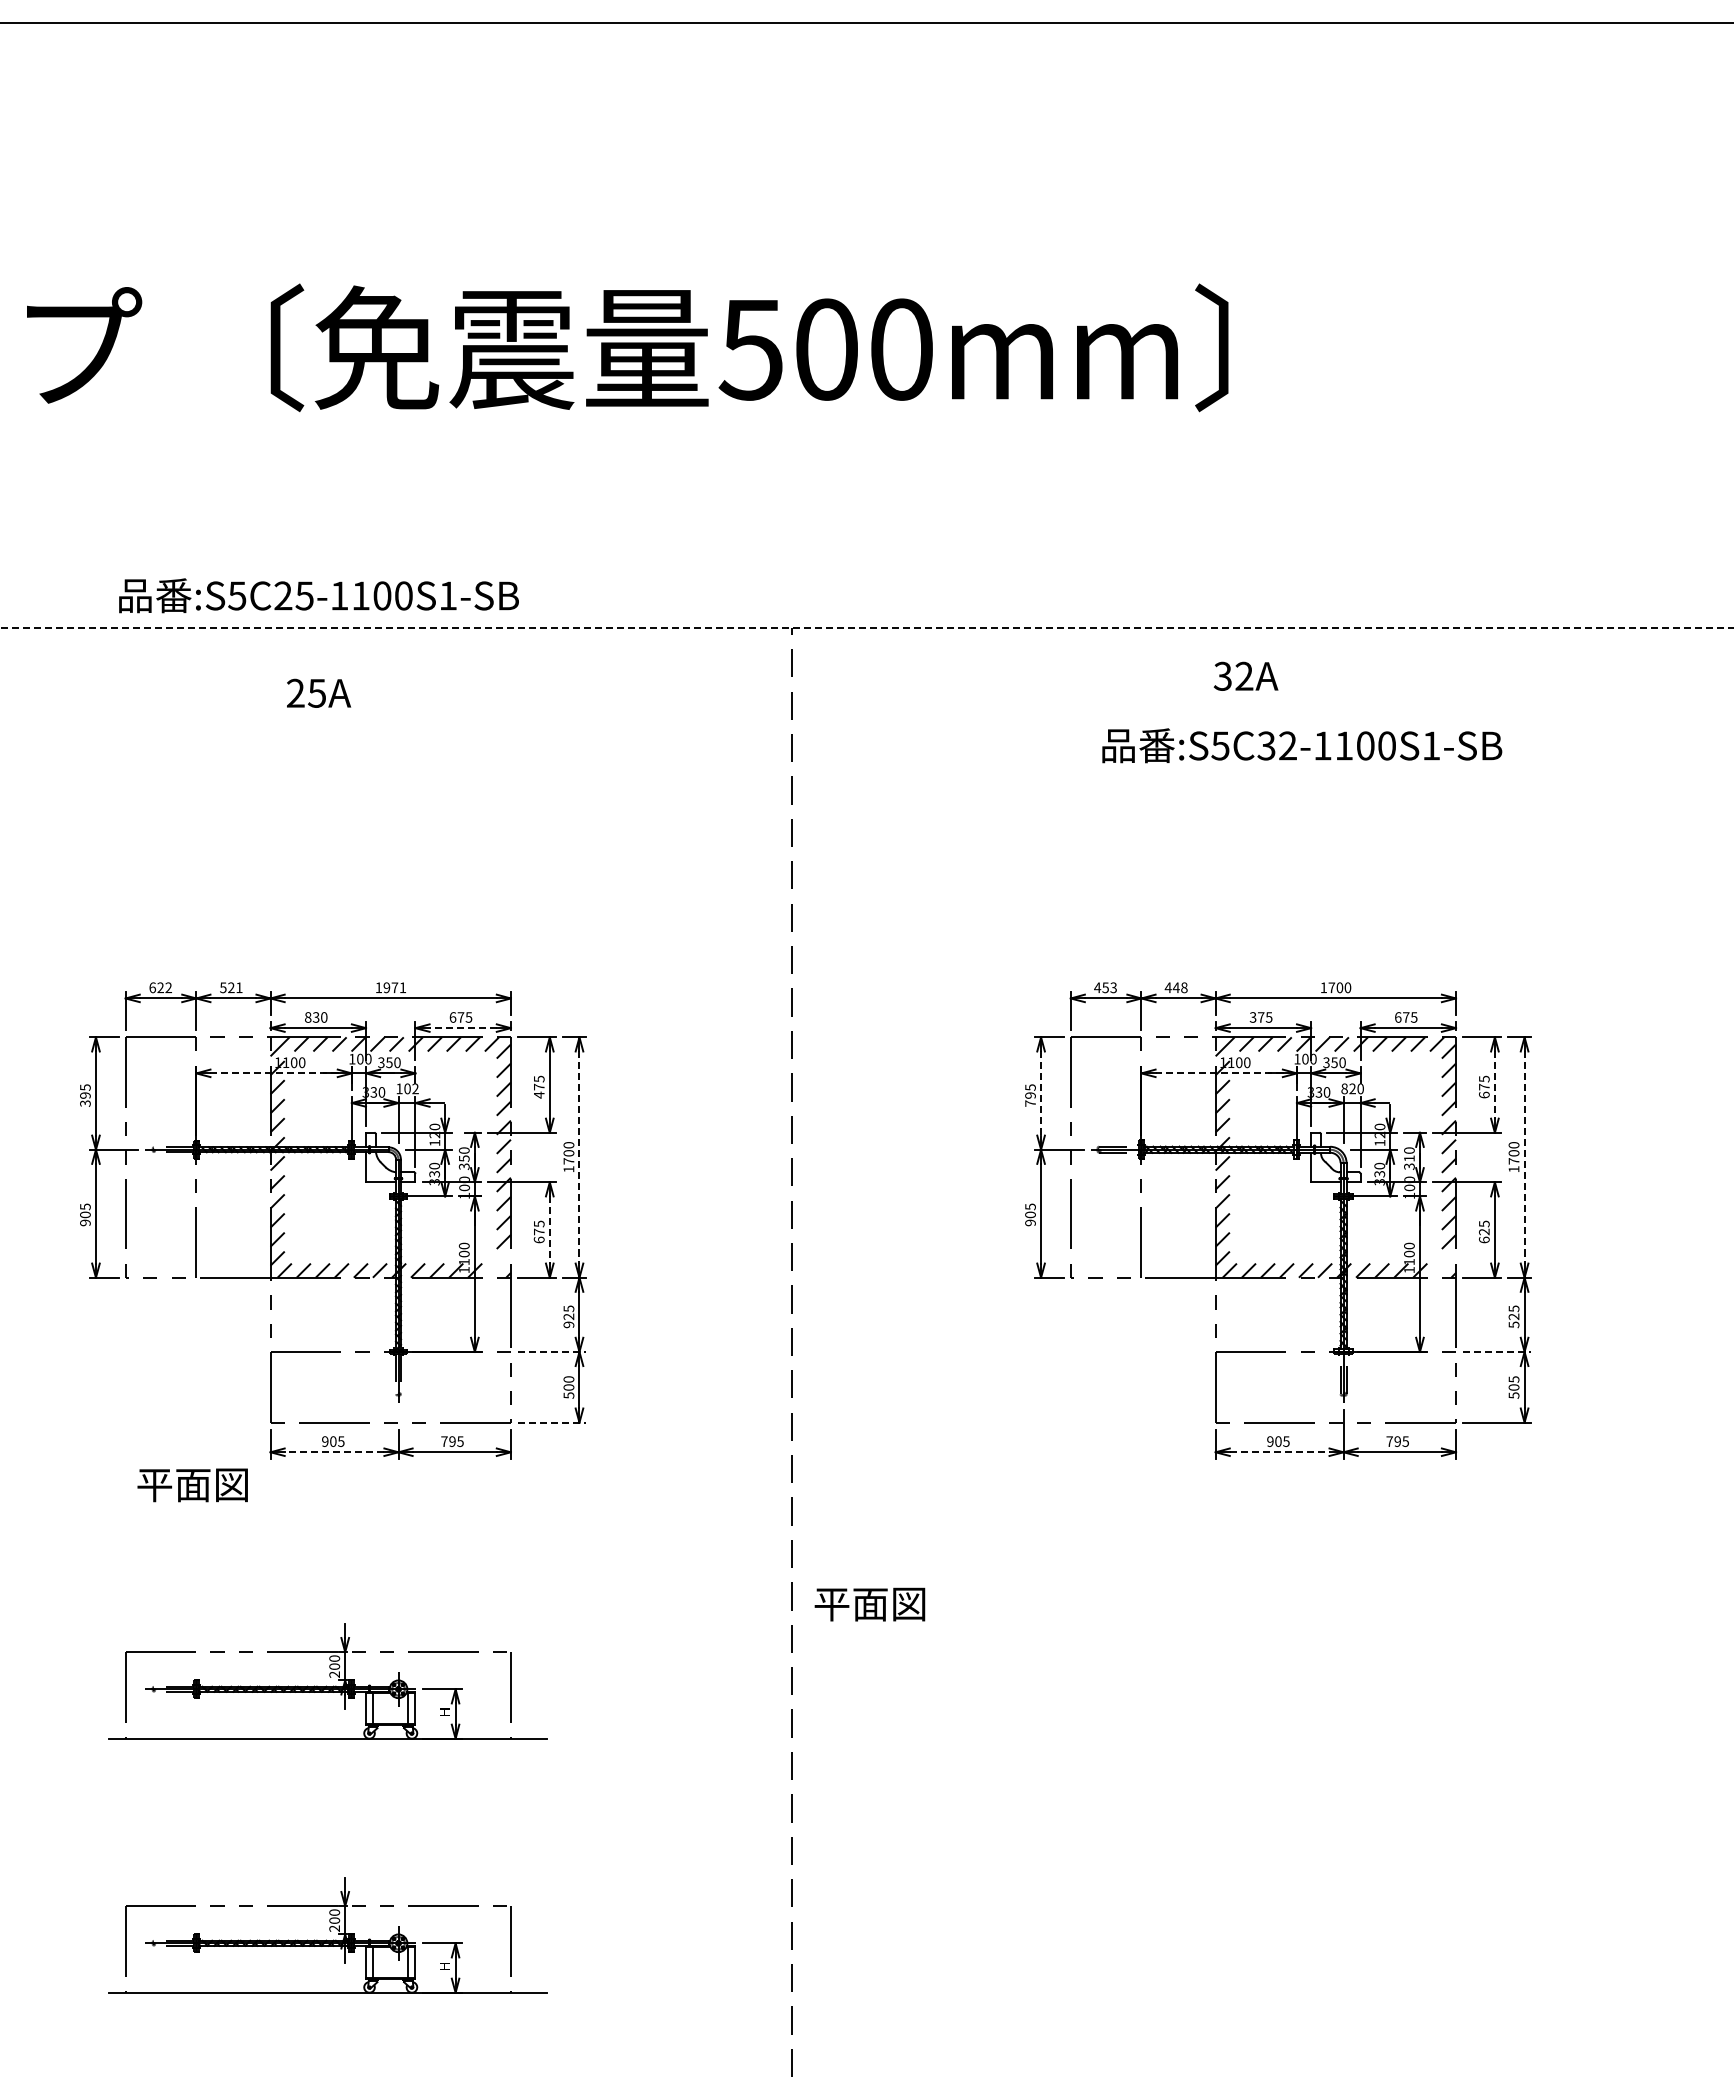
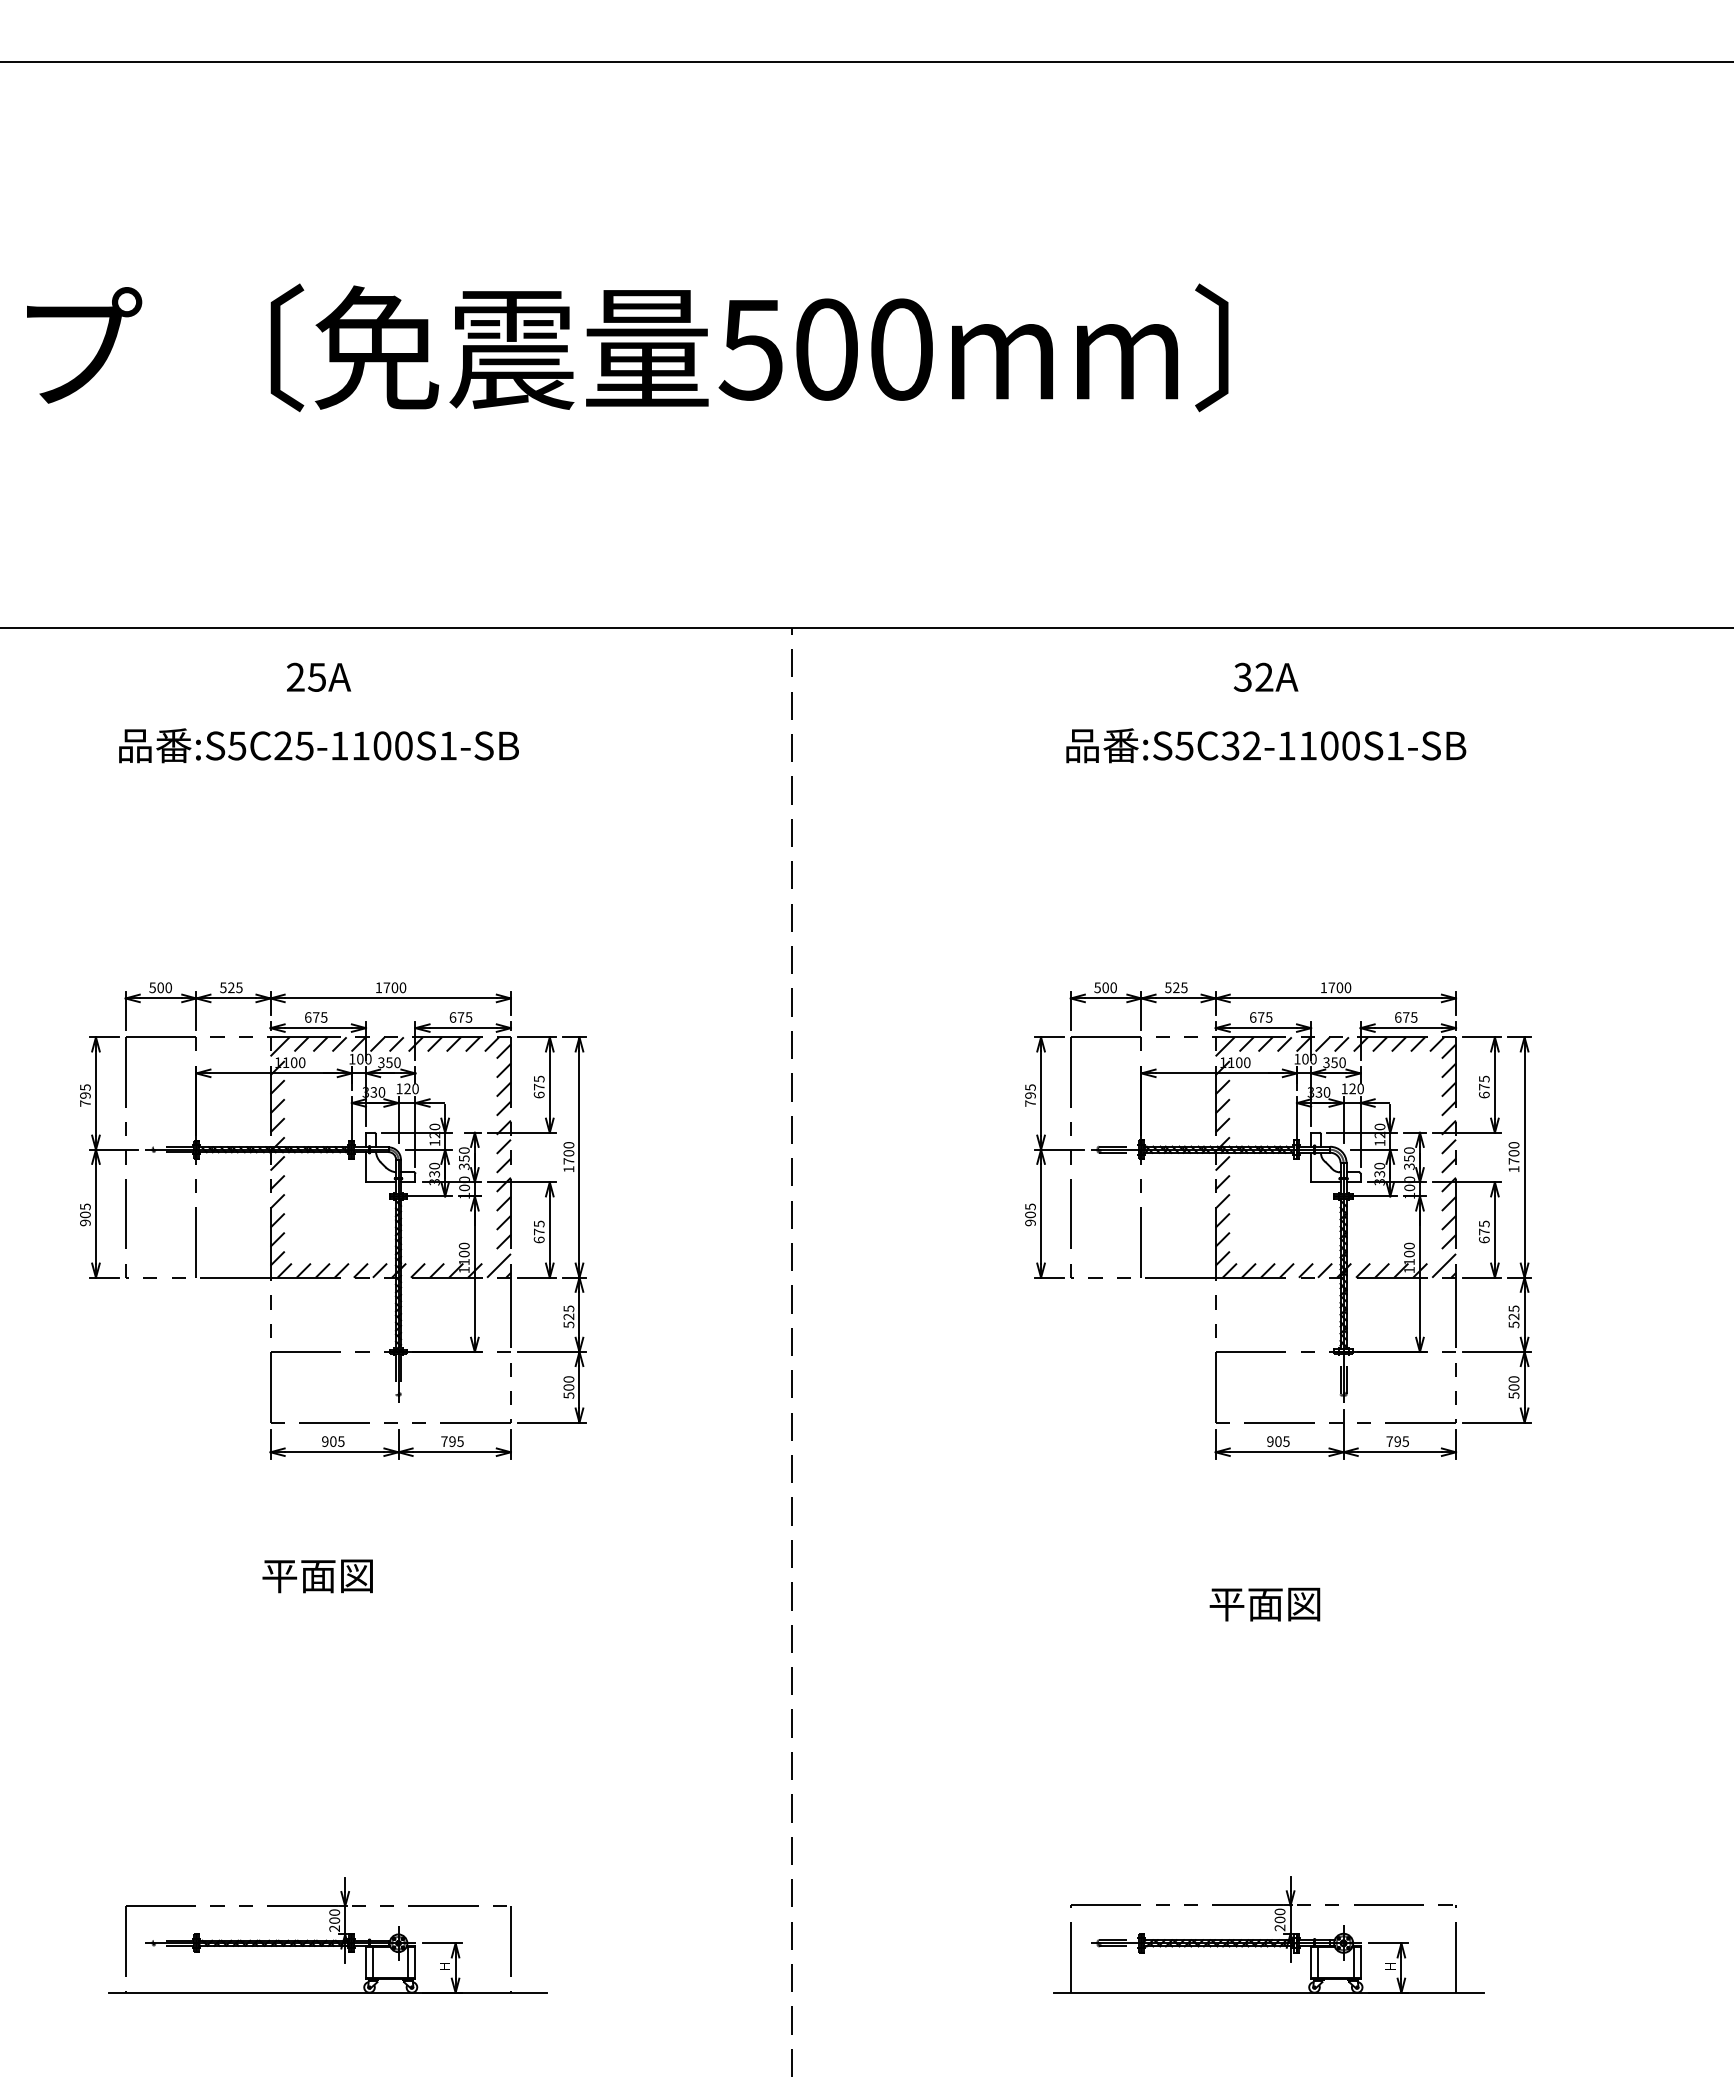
line position: (866, 23) -> (866, 62) (866, 62)
text position: (318, 595) -> (318, 745) (318, 745)
line: dashed -> solid (866, 627)
text position: (1245, 675) -> (1265, 676) (1265, 676)
text position: (319, 692) -> (319, 676) (319, 676)
text position: (1302, 745) -> (1266, 745) (1266, 745)
text: 622 -> 500 (160, 987)
text: 521 -> 525 (239, 987)
text: 1971 -> 1700 (394, 987)
text: 453 -> 500 (1105, 987)
text: 448 -> 525 (1175, 987)
text: 830 -> 675 (316, 1017)
text: 375 -> 675 (1252, 1017)
line: dashed -> solid (463, 1028)
line: dashed -> solid (274, 1073)
line: dashed -> solid (1219, 1073)
line: dashed -> solid (1494, 1085)
text: 102 -> 120 (411, 1088)
text: 820 -> 120 (1344, 1088)
line: dashed -> solid (1041, 1094)
text: 475 -> 675 (538, 1095)
text: 395 -> 795 (85, 1103)
line: dashed -> solid (579, 1158)
text: 310 -> 350 (1409, 1158)
line: dashed -> solid (1524, 1158)
line: dashed -> solid (549, 1229)
text: 625 -> 675 (1484, 1231)
line: none -> present (498, 1265)
line: none -> present (1444, 1265)
text: 925 -> 525 (568, 1324)
line: dashed -> solid (551, 1351)
line: dashed -> solid (1497, 1351)
text: 505 -> 500 (1513, 1379)
line: dashed -> solid (551, 1422)
line: dashed -> solid (334, 1452)
line: dashed -> solid (1279, 1452)
text position: (192, 1485) -> (317, 1576) (317, 1576)
text position: (869, 1604) -> (1264, 1604) (1264, 1604)
part: present -> none (327, 1681)
part: none -> present (1268, 1934)
